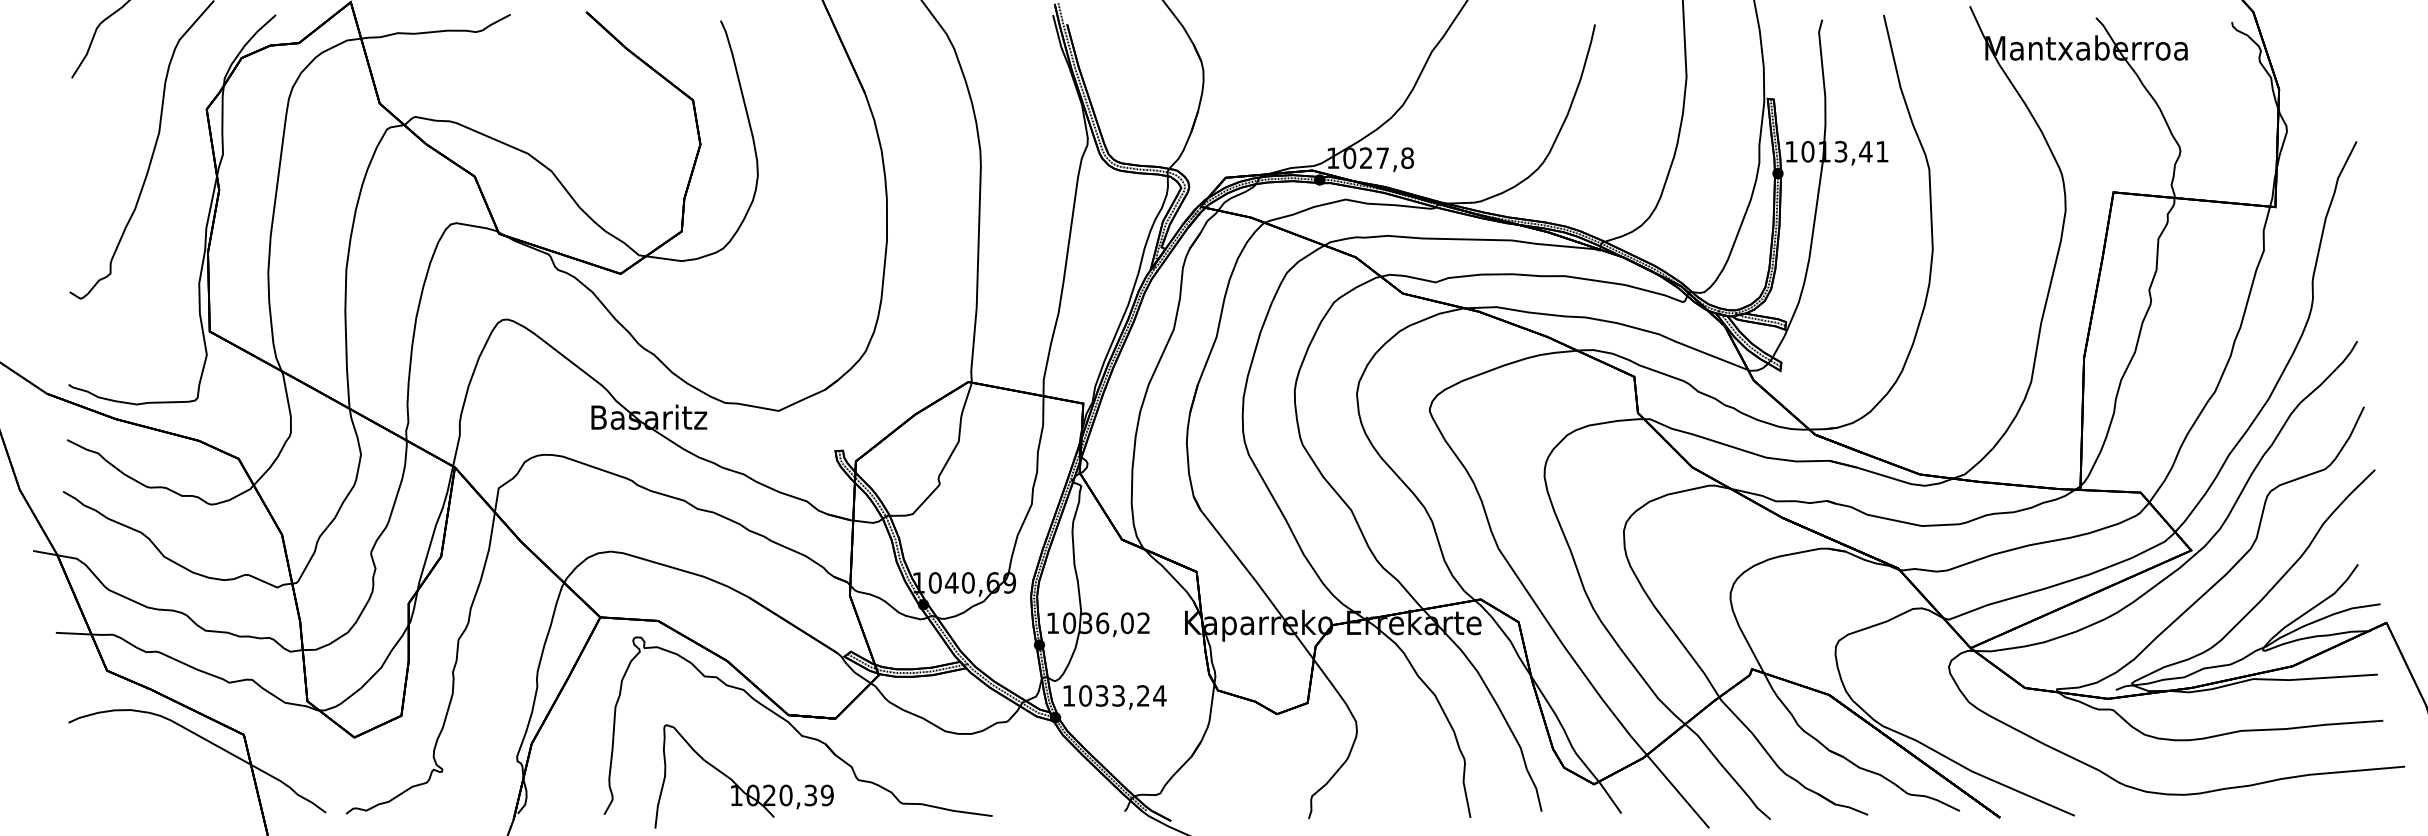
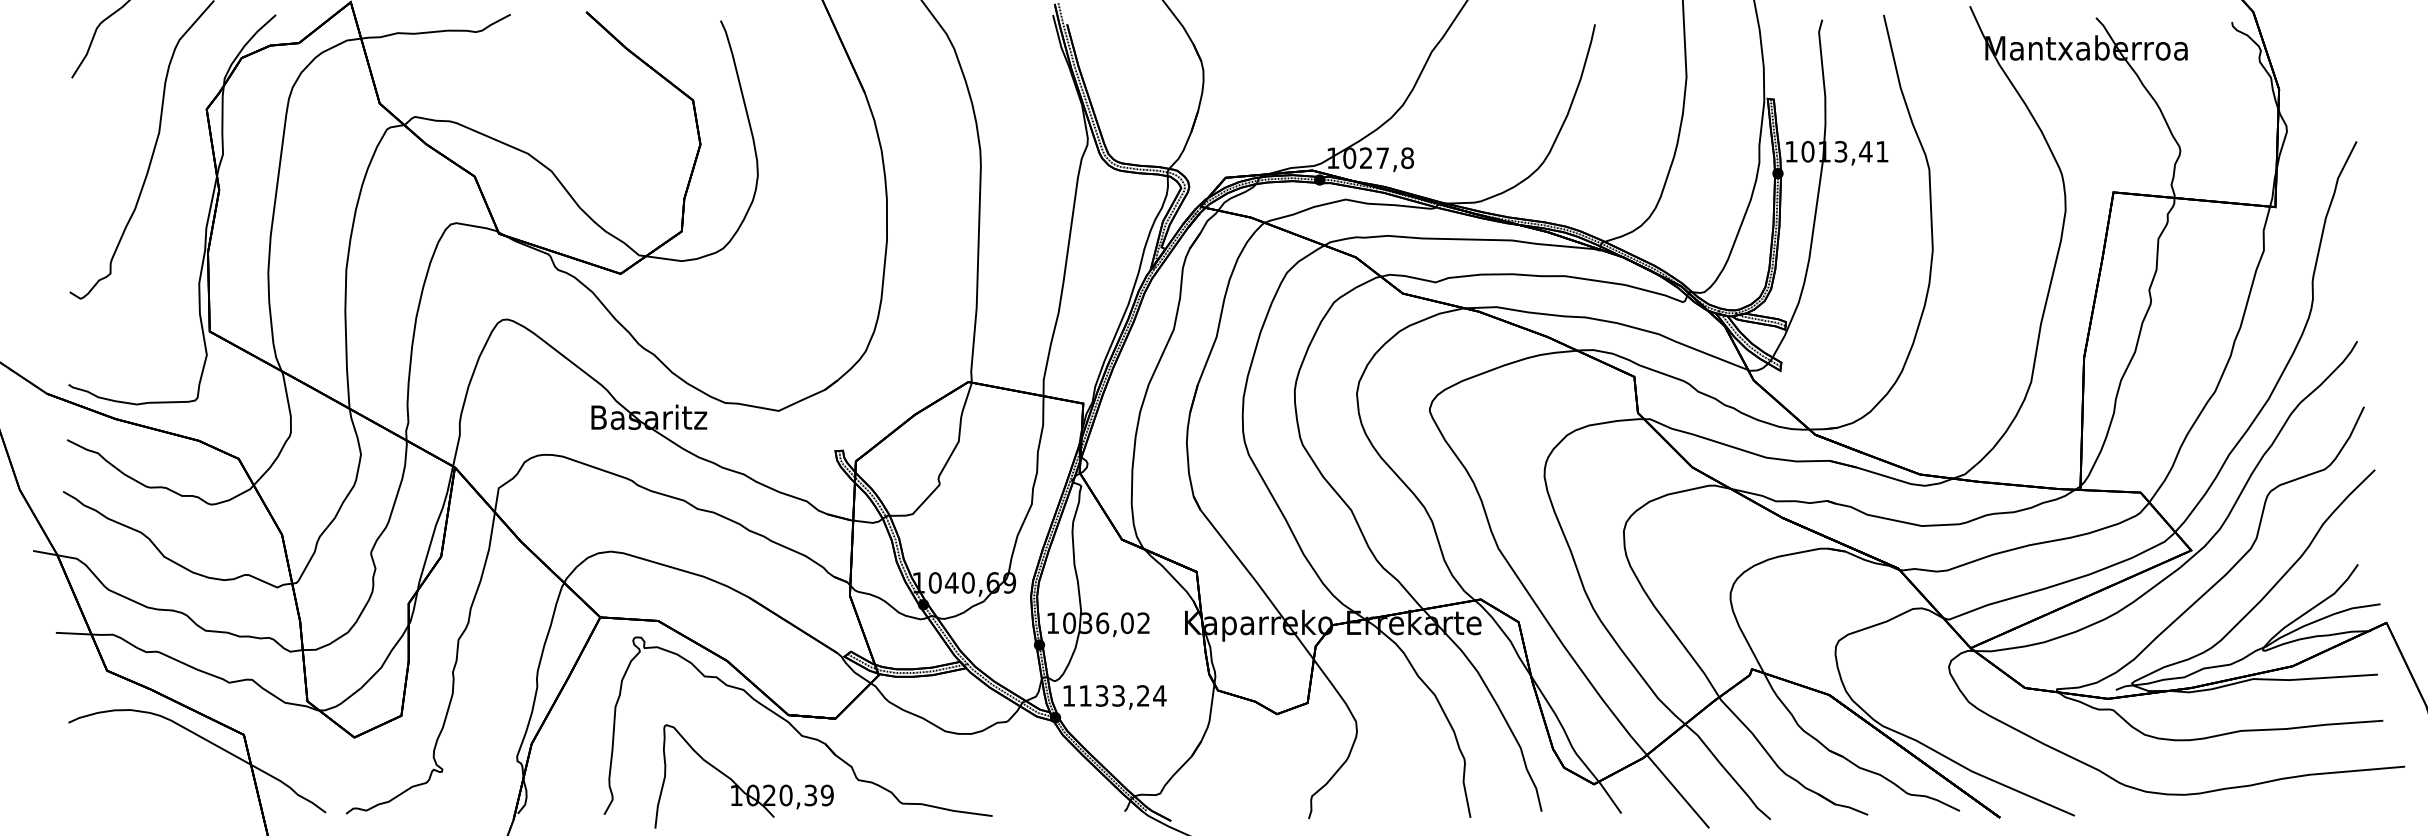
text: 1033,24 -> 1133,24 (1085, 695)
